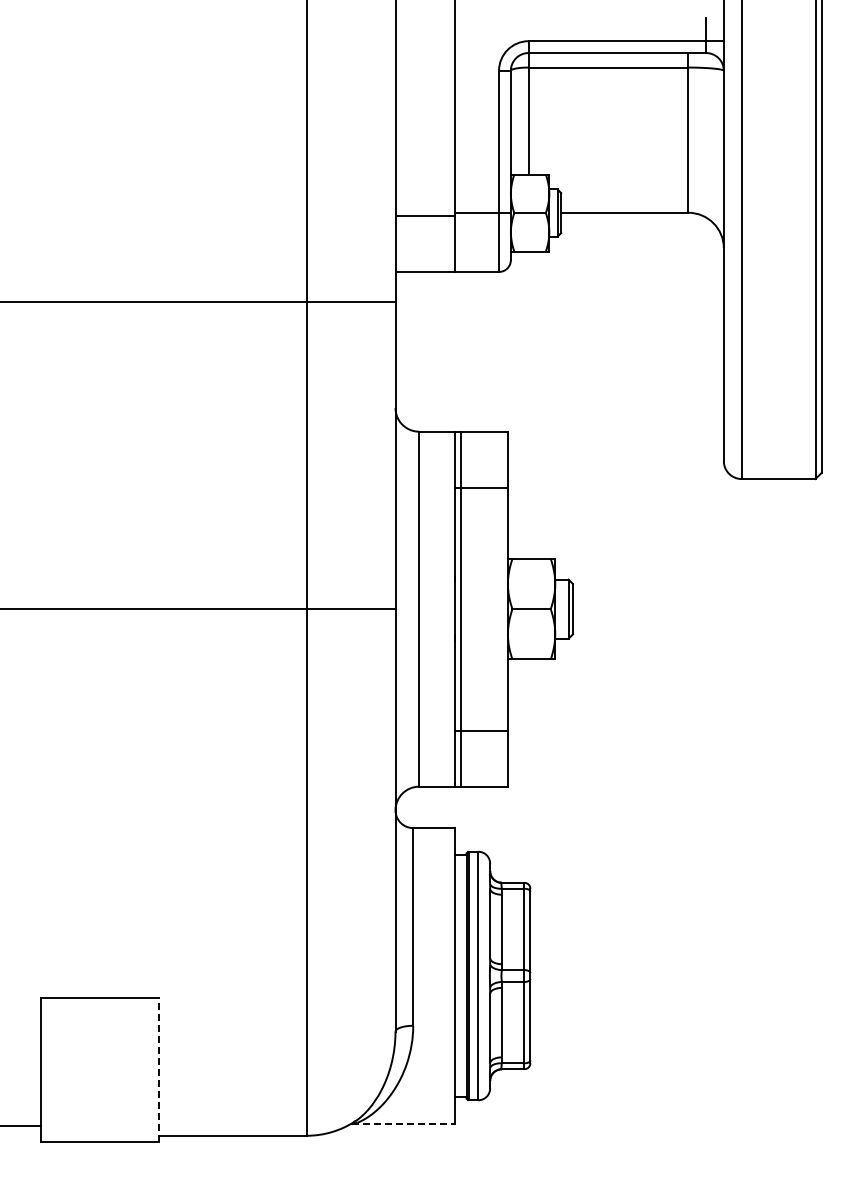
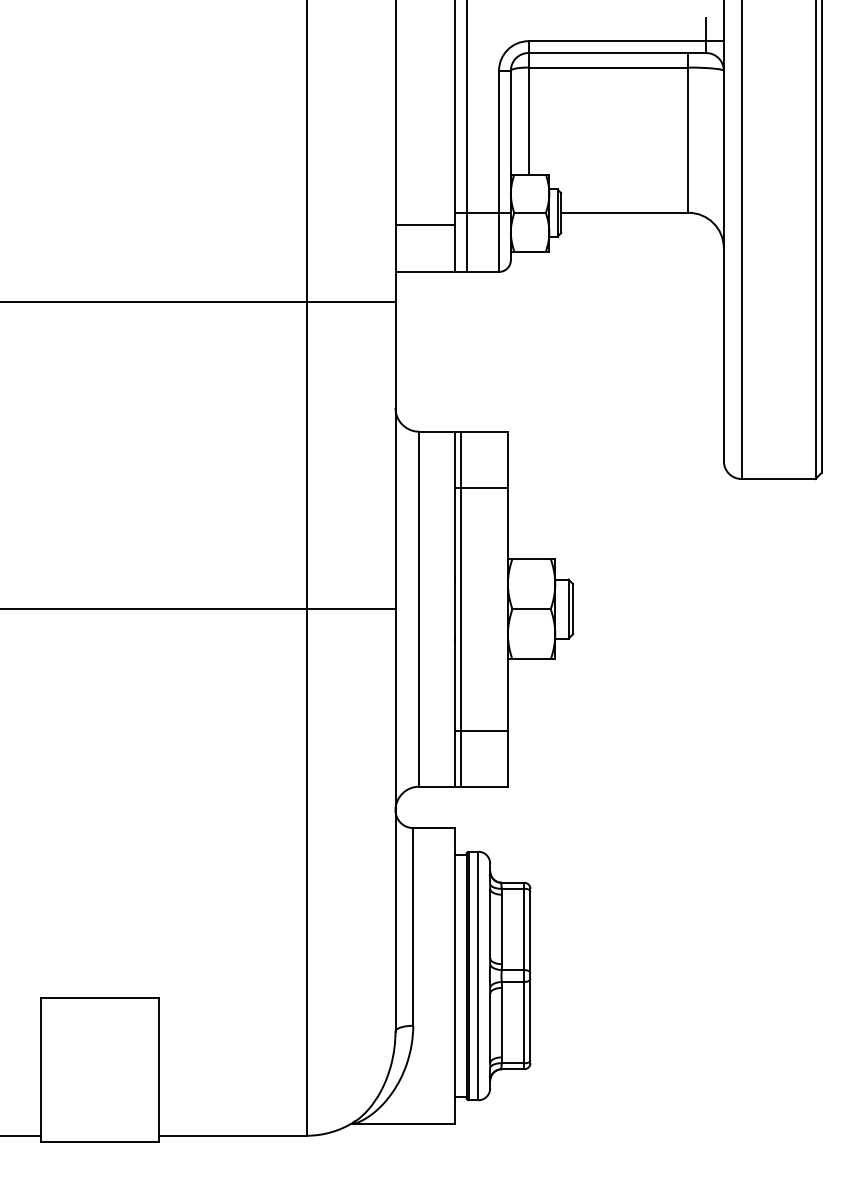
line: none -> present (466, 136)
line position: (424, 215) -> (424, 224) (424, 224)
line: dashed -> solid (158, 1069)
line: dashed -> solid (403, 1123)
line position: (21, 1125) -> (21, 1135) (21, 1135)
